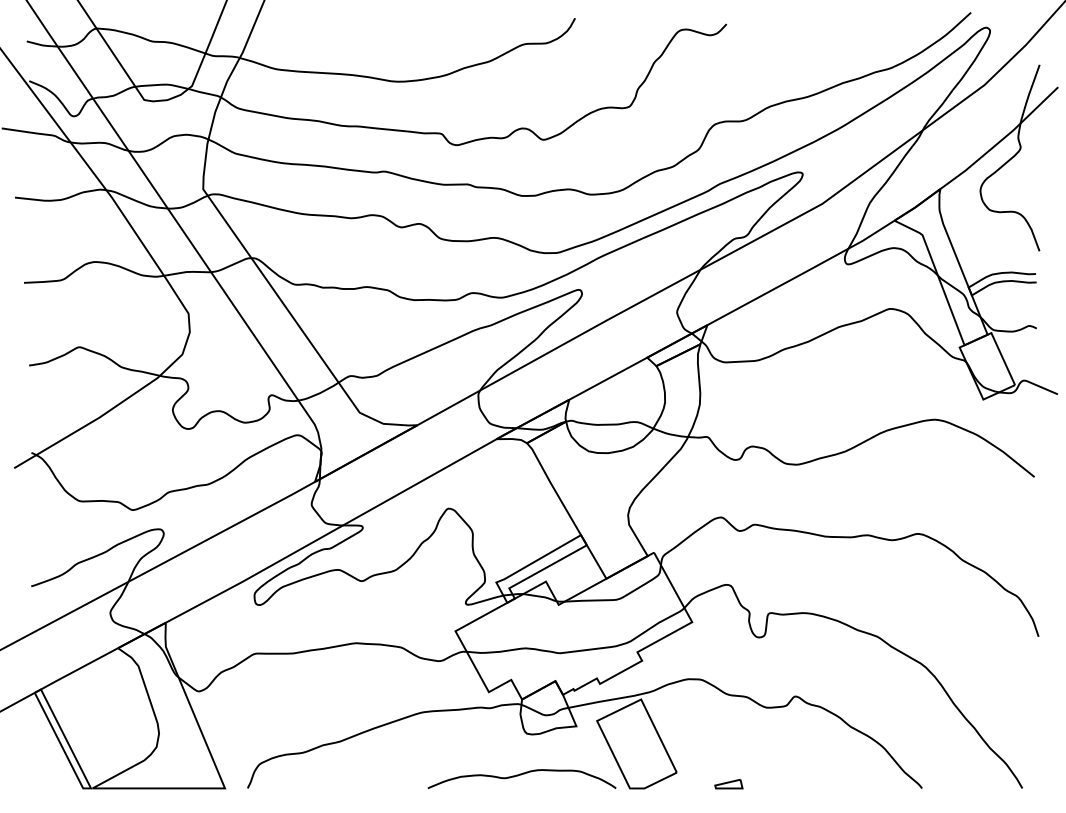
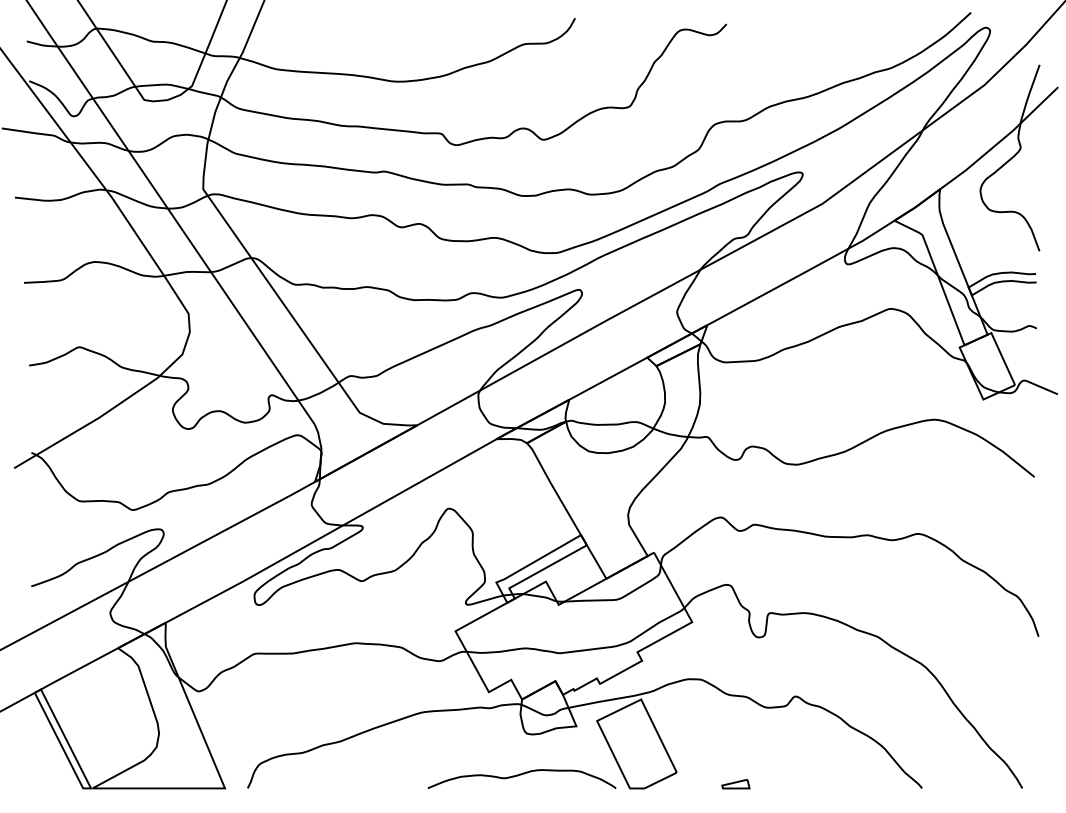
part position: (728, 784) -> (735, 784) (735, 784)
